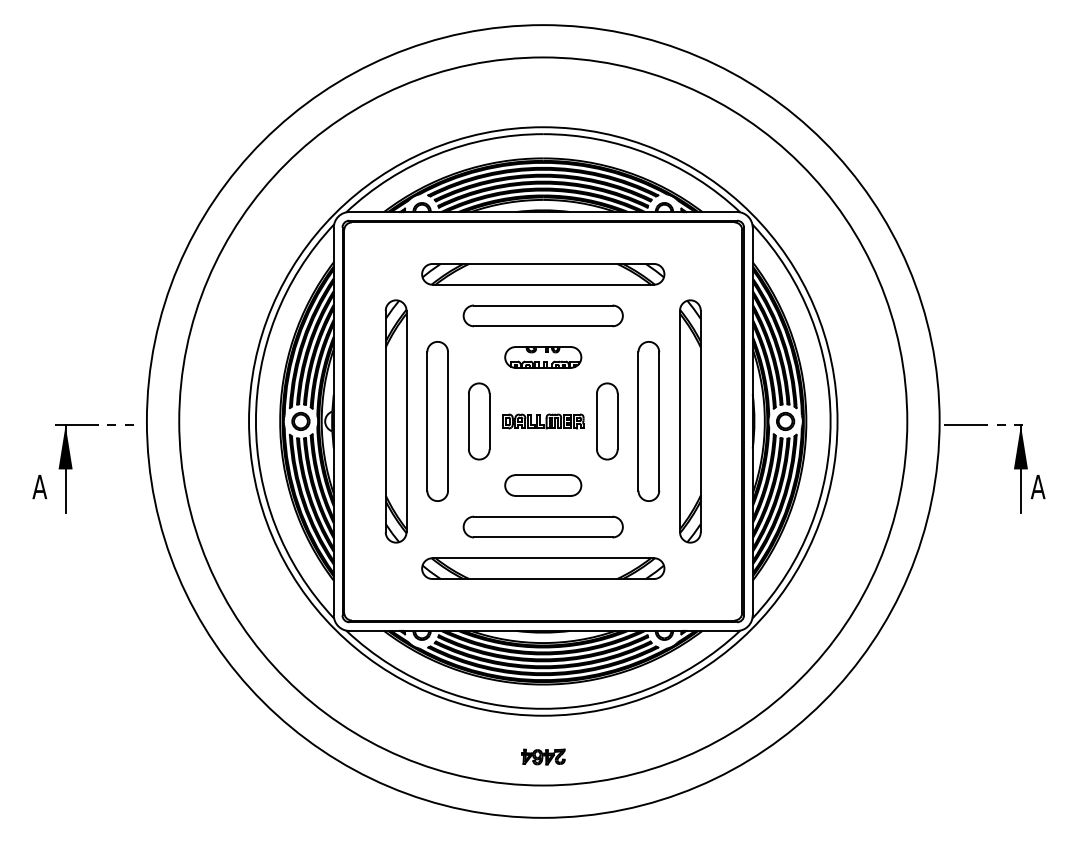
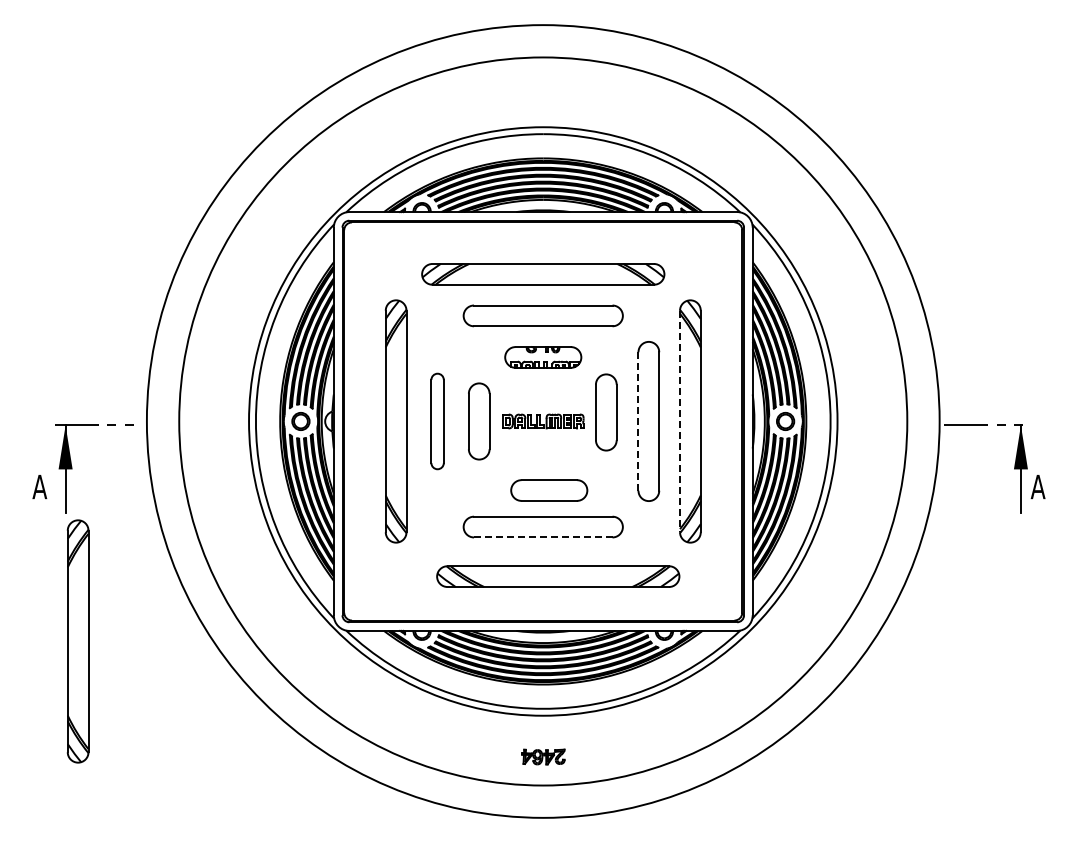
part size: 23x161 px -> 15x99 px (437, 421)
part position: (607, 421) -> (606, 412) (606, 412)
line: solid -> dashed (638, 421)
line: solid -> dashed (680, 421)
part position: (543, 485) -> (549, 490) (549, 490)
line: solid -> dashed (543, 537)
part position: (543, 568) -> (558, 576) (558, 576)
part: none -> present (77, 641)
